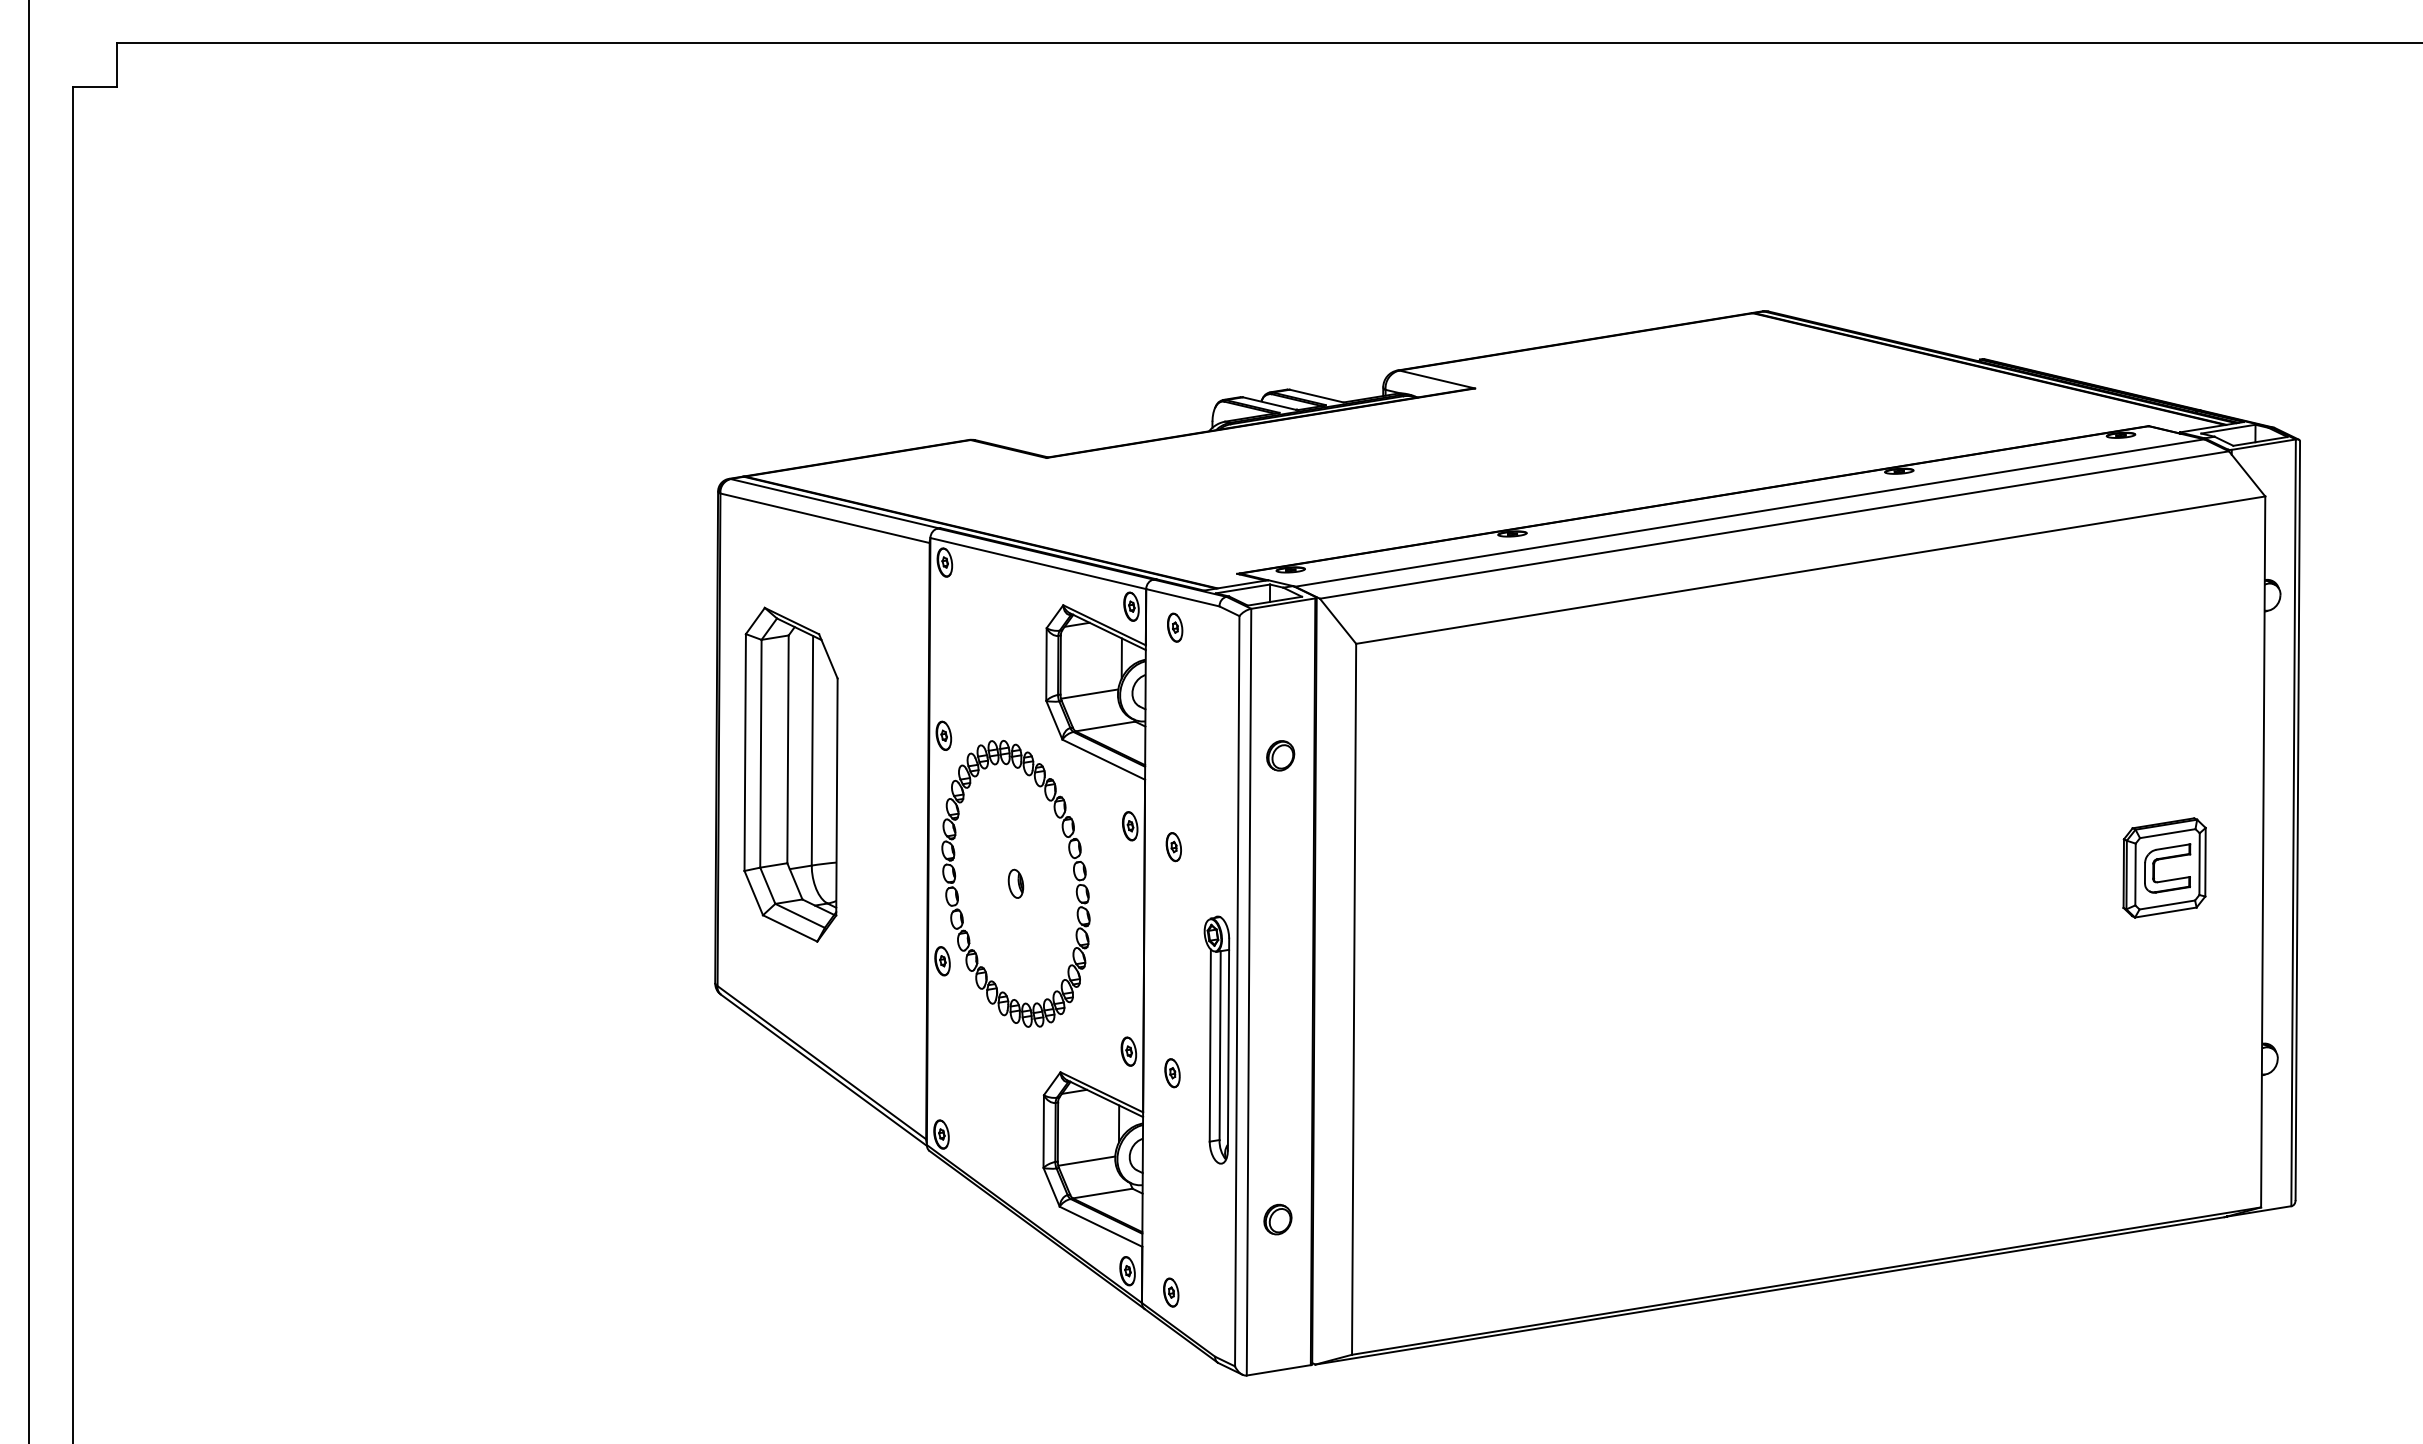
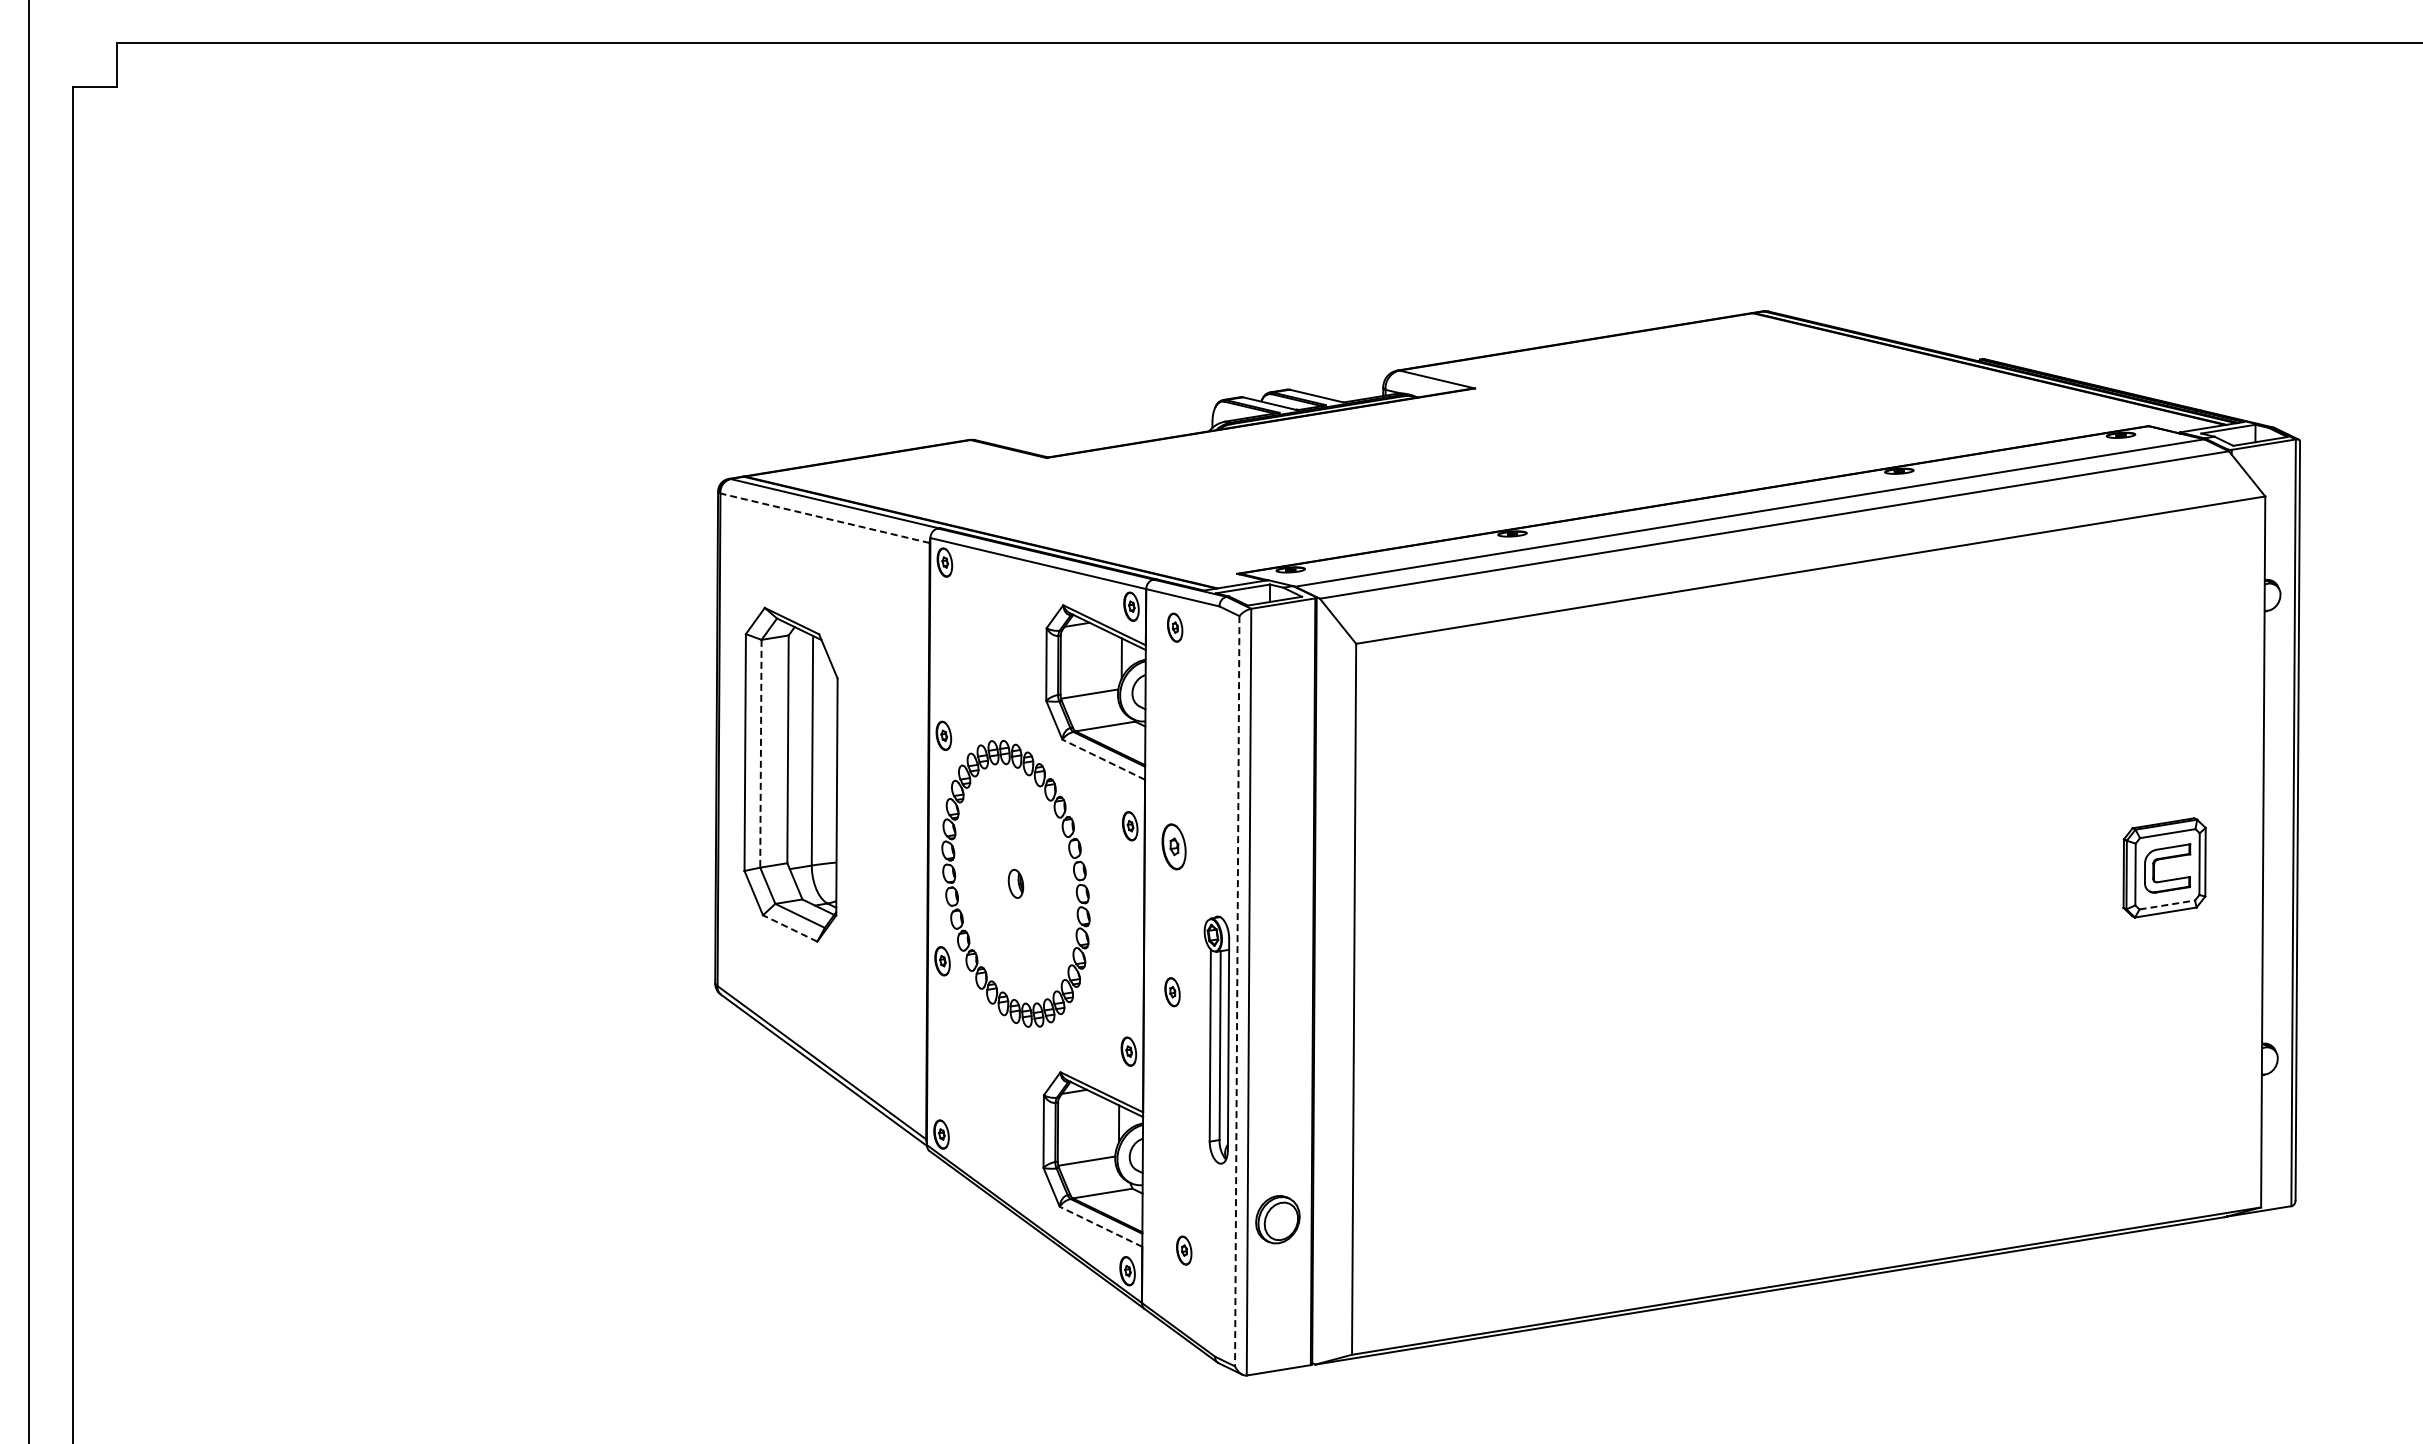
line: solid -> dashed (824, 518)
line: solid -> dashed (760, 753)
part: present -> none (1280, 755)
line: solid -> dashed (1103, 759)
part size: 17x31 px -> 26x48 px (1173, 846)
line: solid -> dashed (2167, 904)
line: solid -> dashed (789, 928)
line: solid -> dashed (1237, 991)
part position: (1172, 1073) -> (1172, 992) (1172, 992)
part size: 30x33 px -> 46x50 px (1277, 1219)
line: solid -> dashed (1101, 1226)
part position: (1171, 1292) -> (1184, 1250) (1184, 1250)
